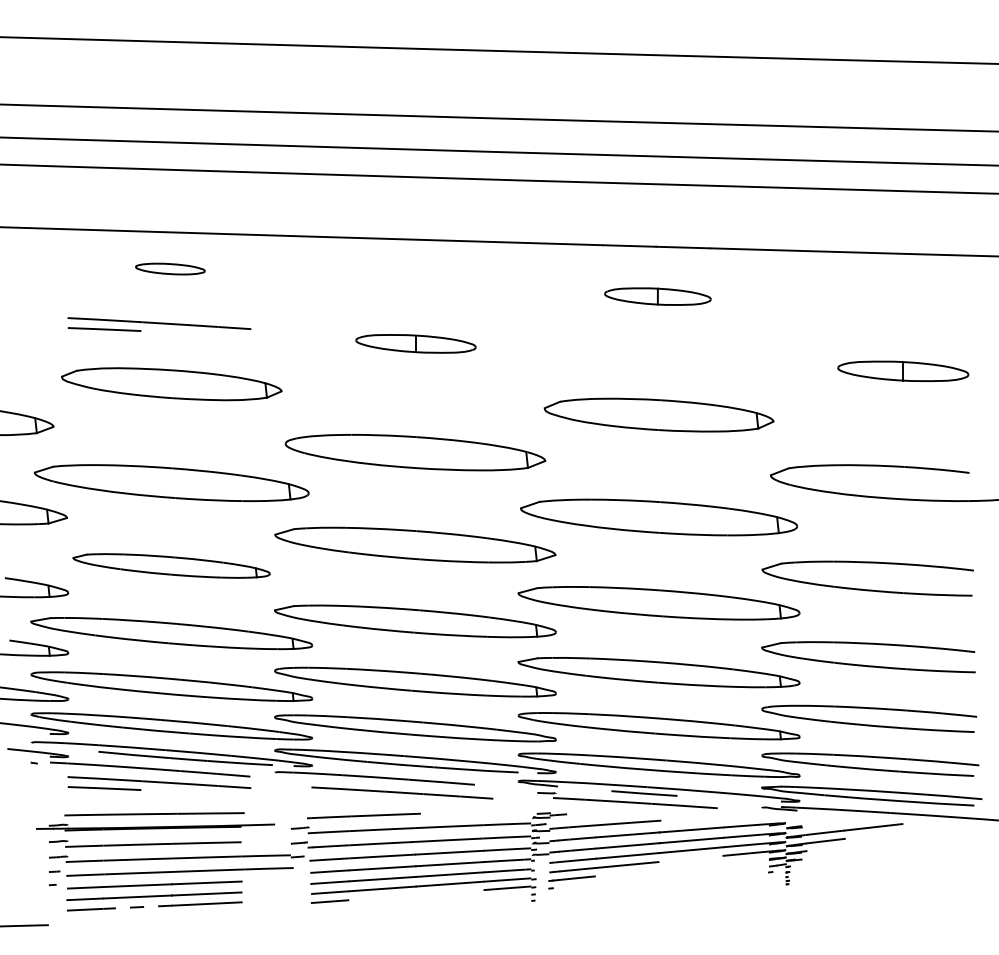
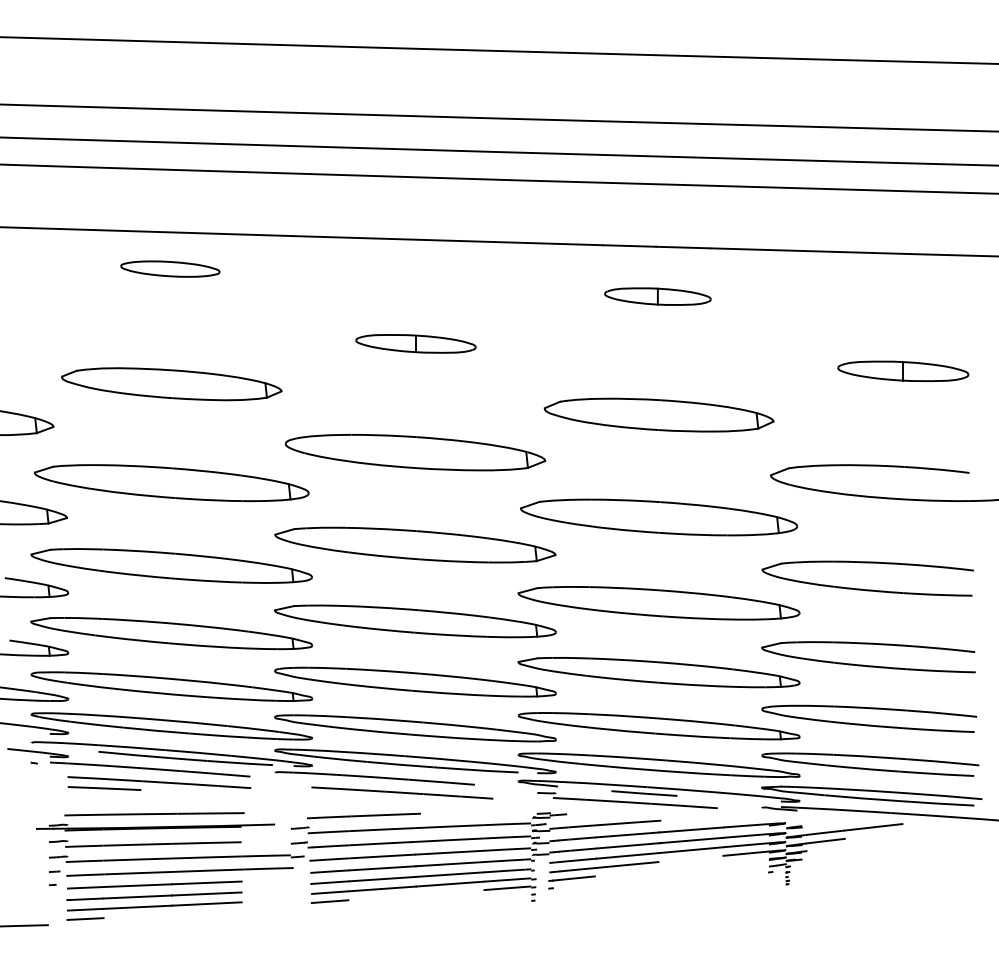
part size: 71x14 px -> 101x18 px (170, 268)
part: present -> none (159, 324)
part size: 199x26 px -> 283x36 px (171, 565)
line: dashed -> solid (137, 907)
line: none -> present (85, 918)
